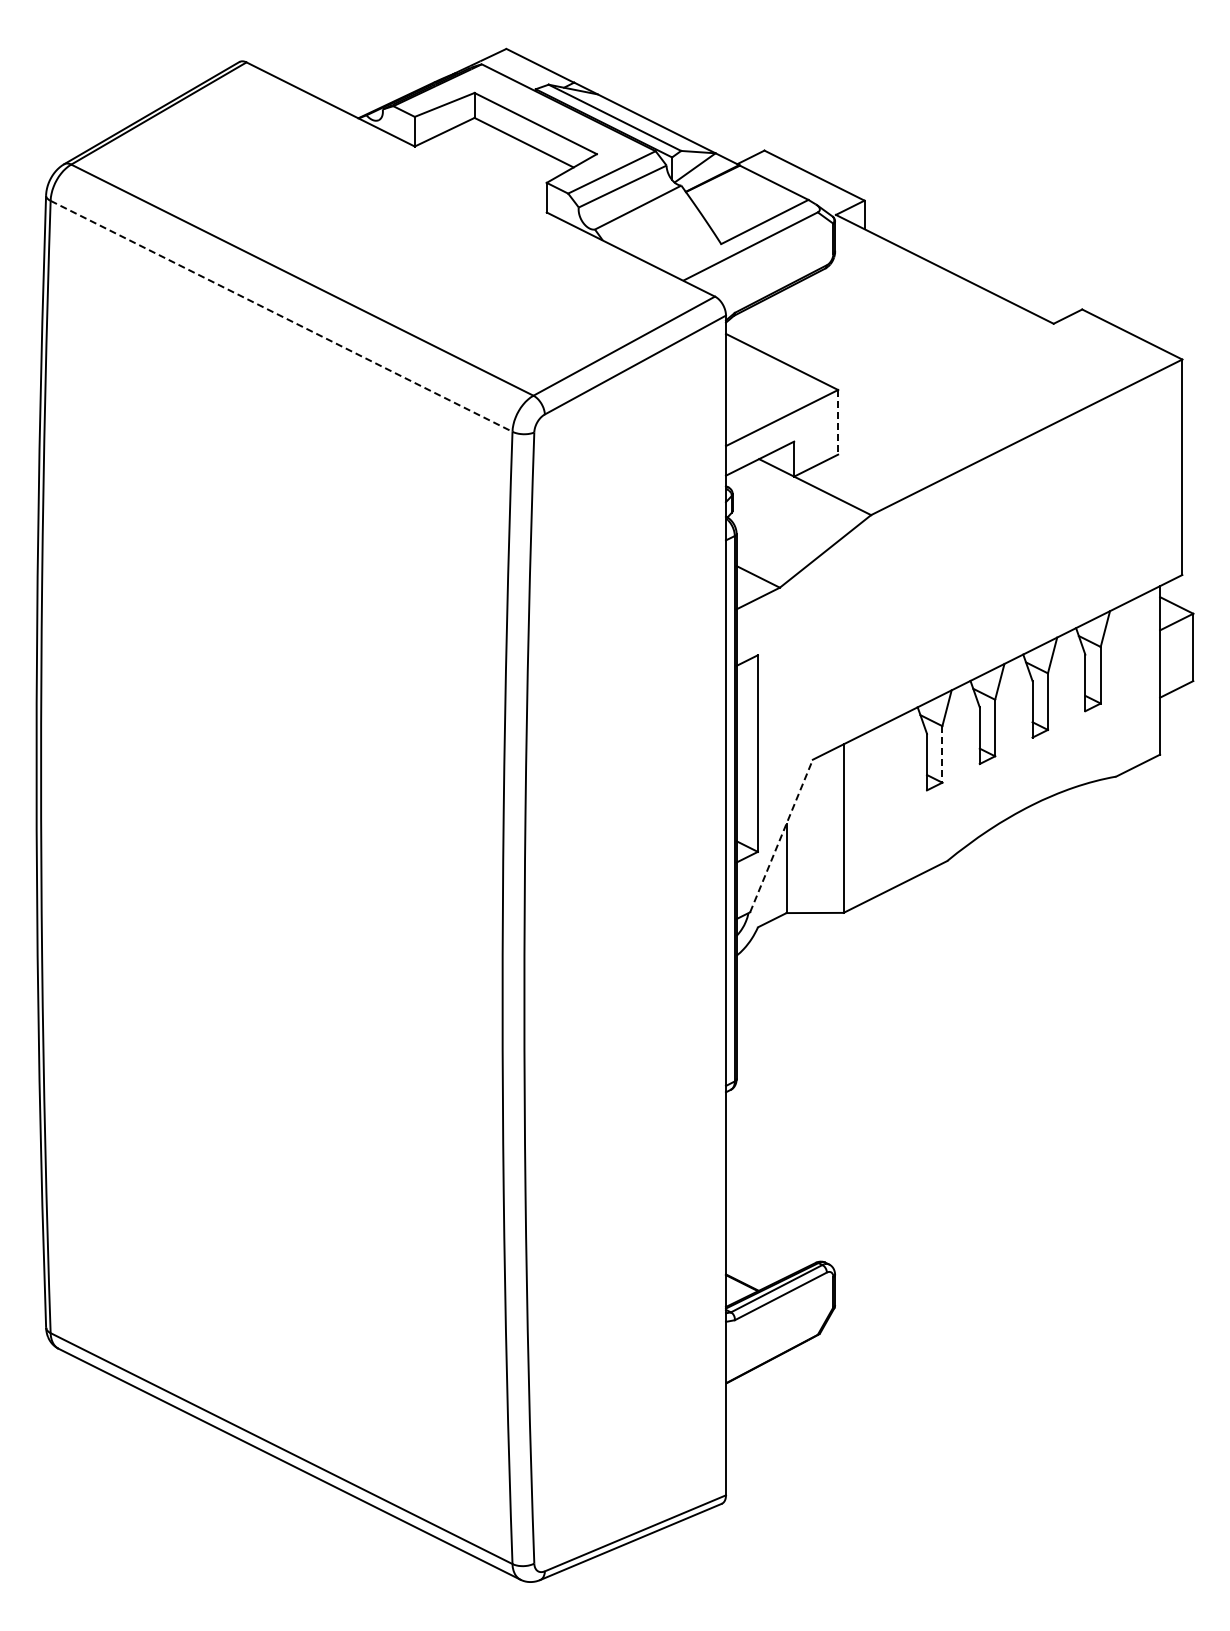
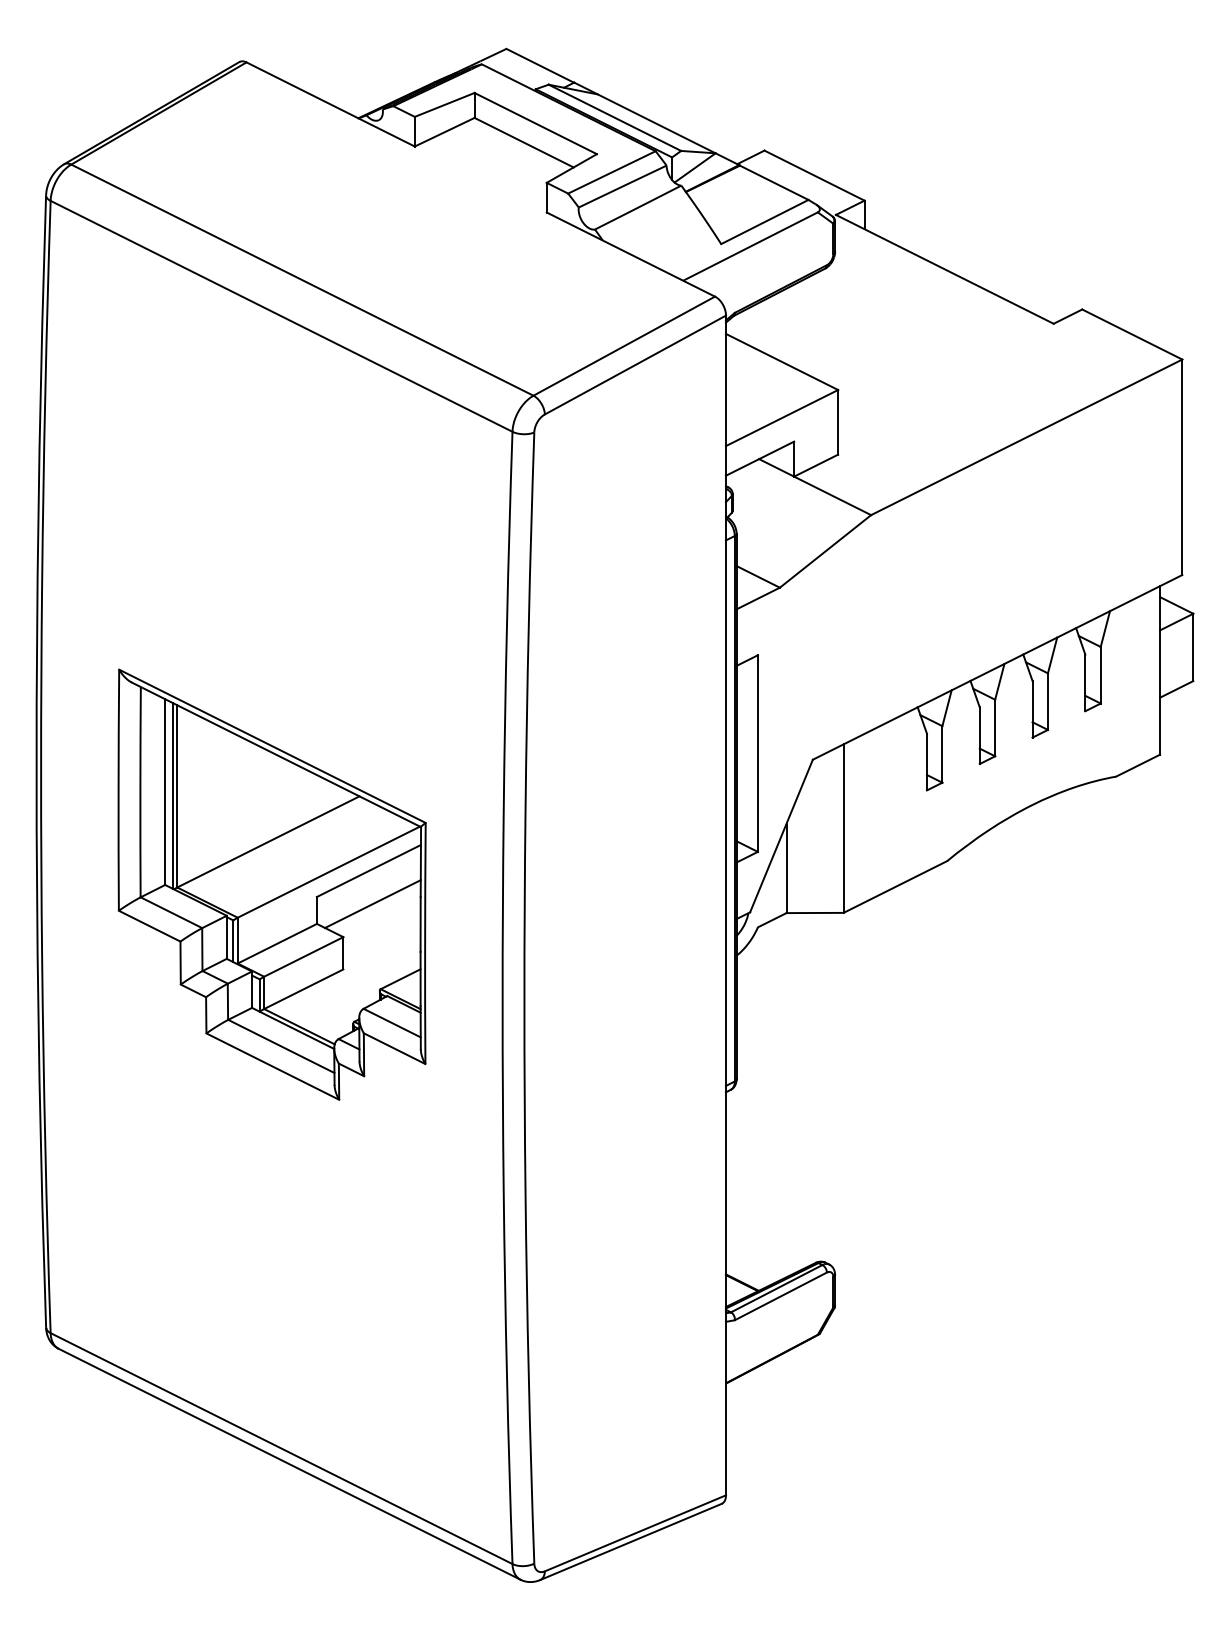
line: dashed -> solid (282, 316)
line: dashed -> solid (838, 422)
line: dashed -> solid (942, 754)
line: dashed -> solid (781, 835)
part: none -> present (271, 884)
